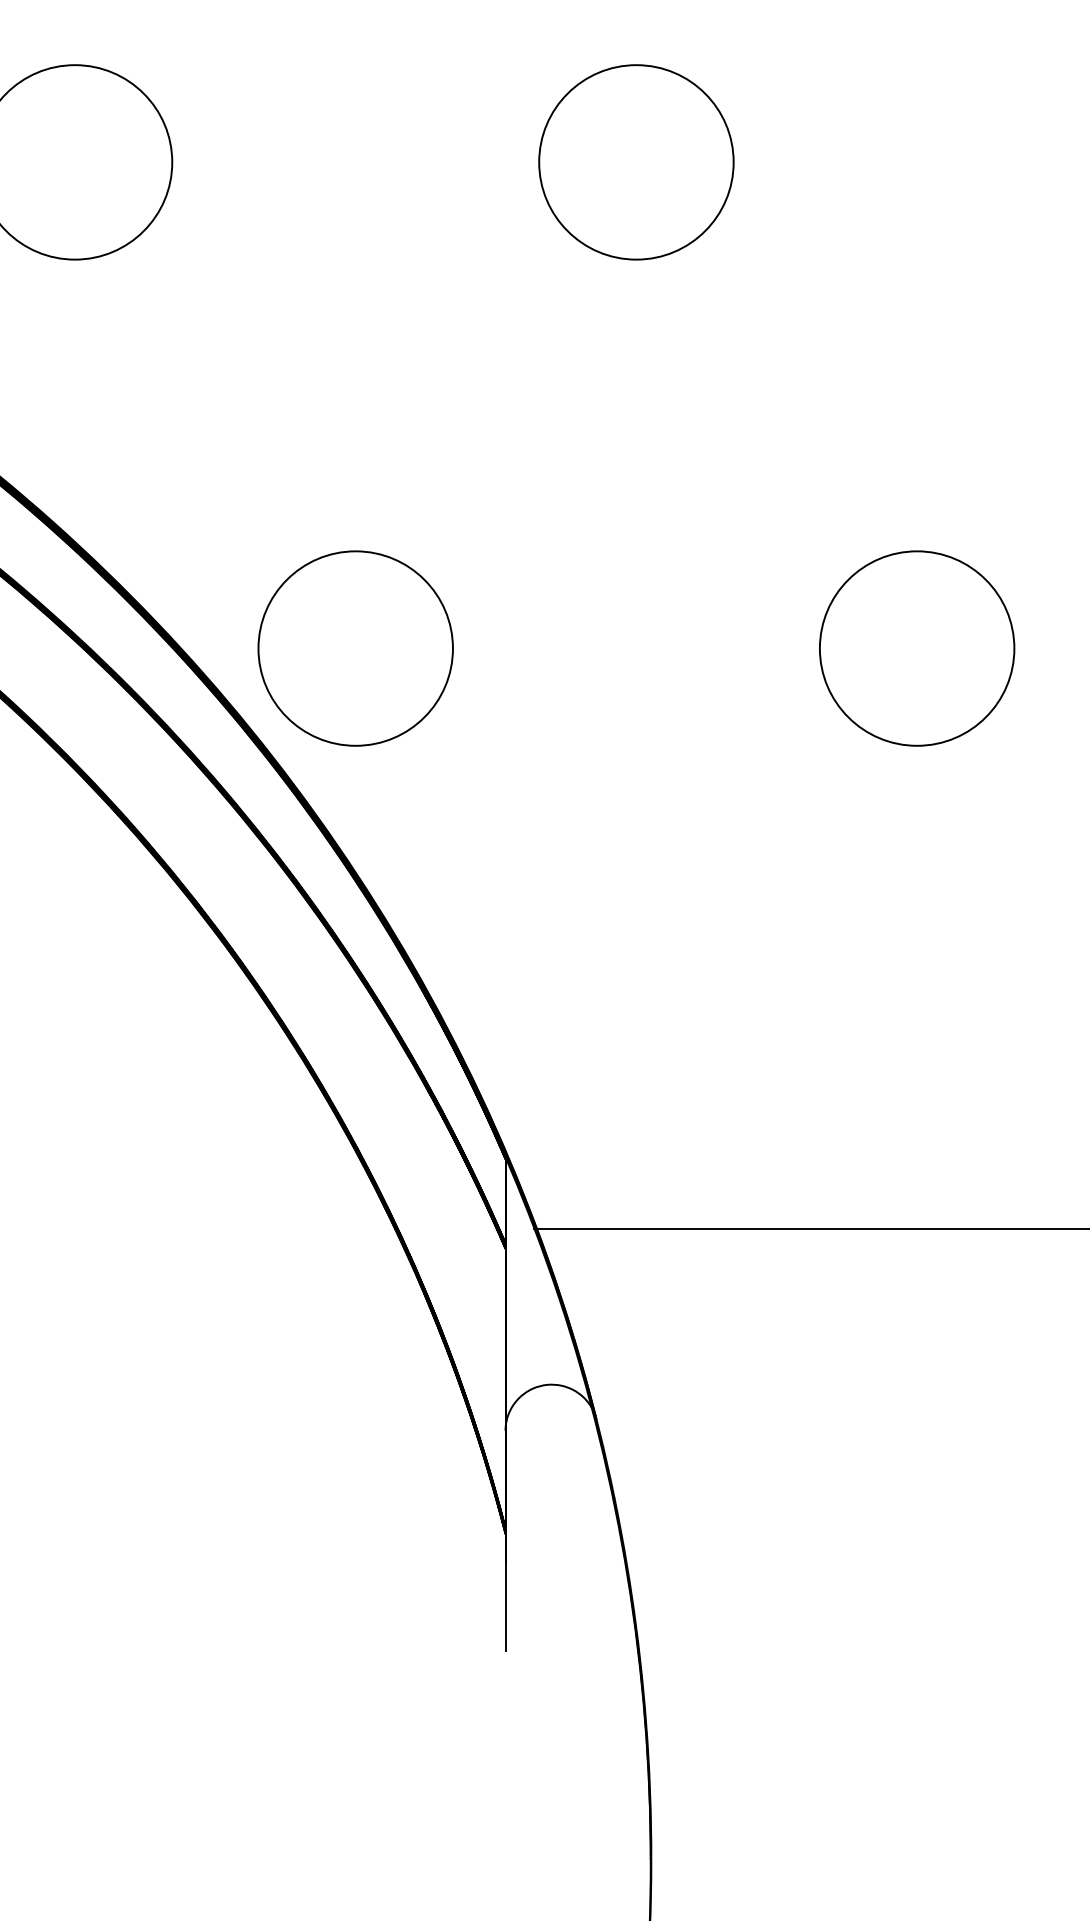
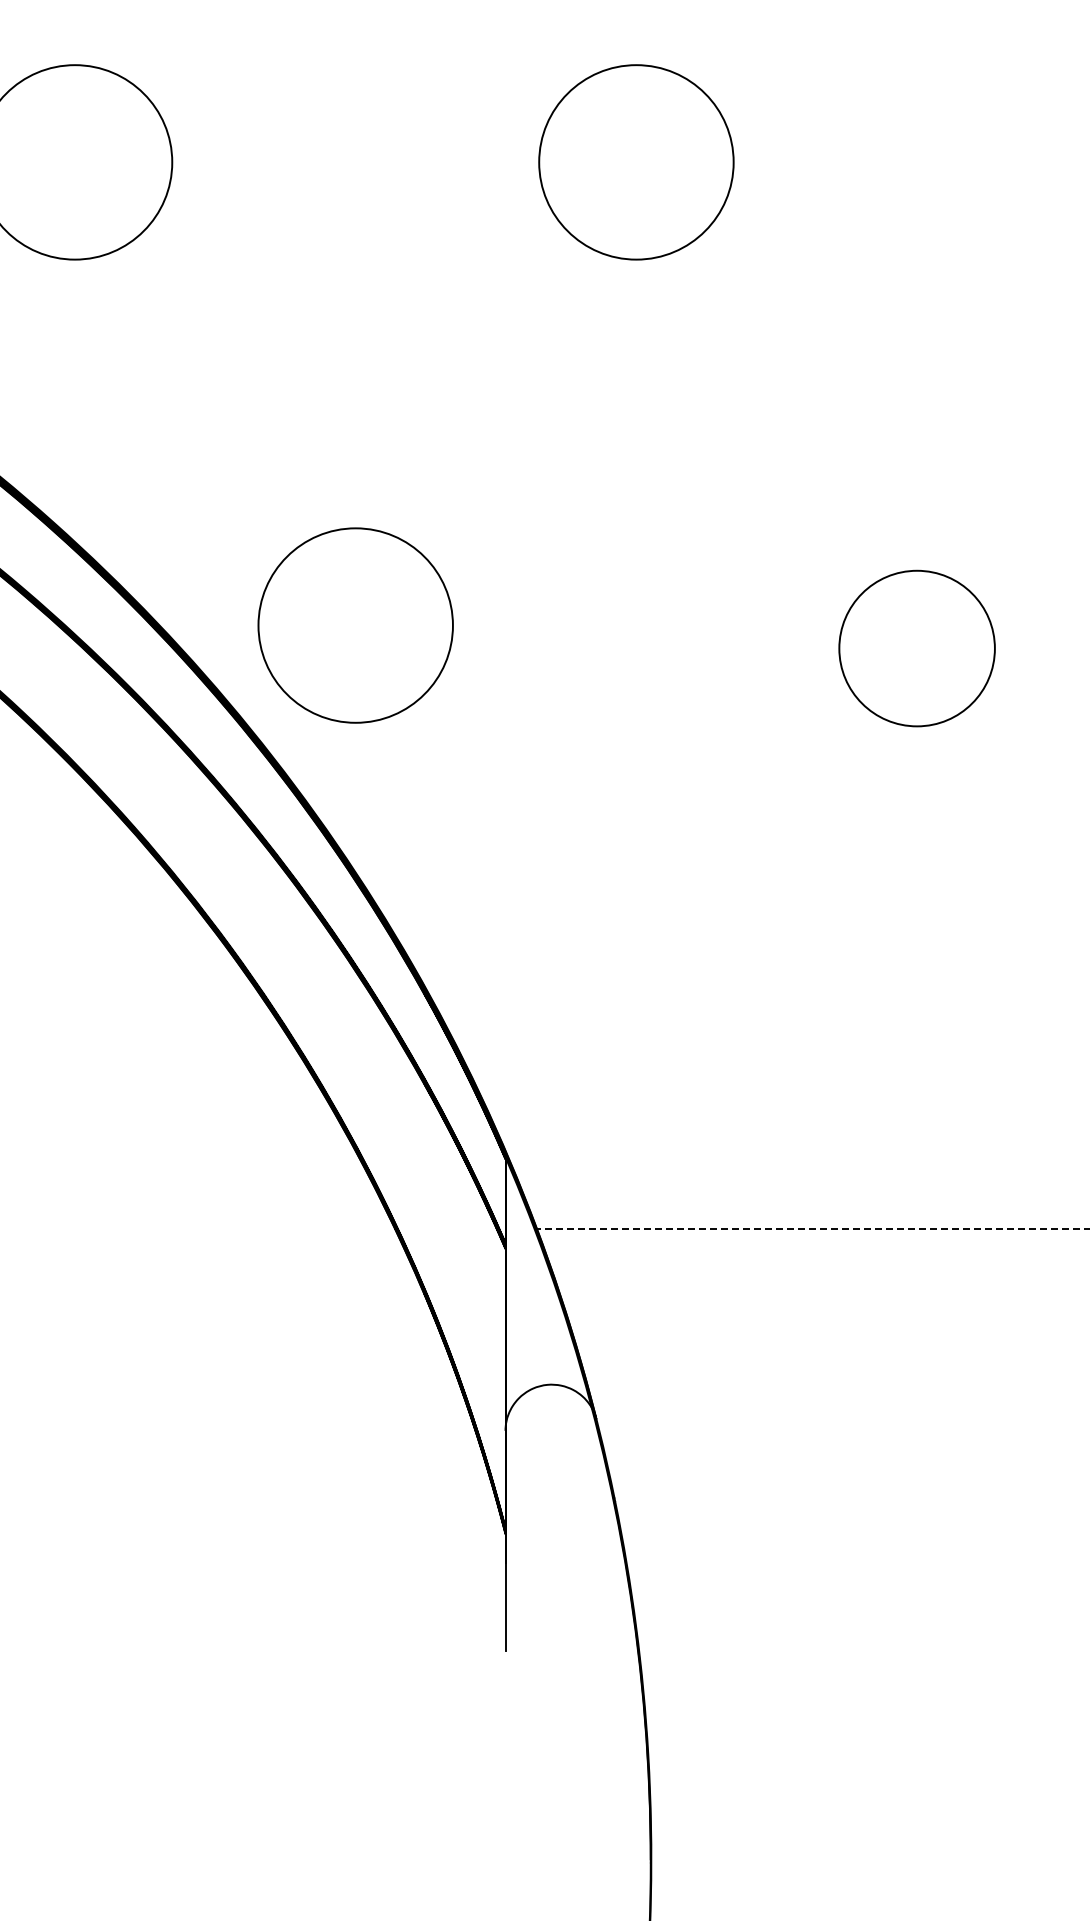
circle position: (355, 648) -> (355, 625) (355, 625)
circle diameter: 194 px -> 156 px (916, 648)
line: solid -> dashed (812, 1228)
